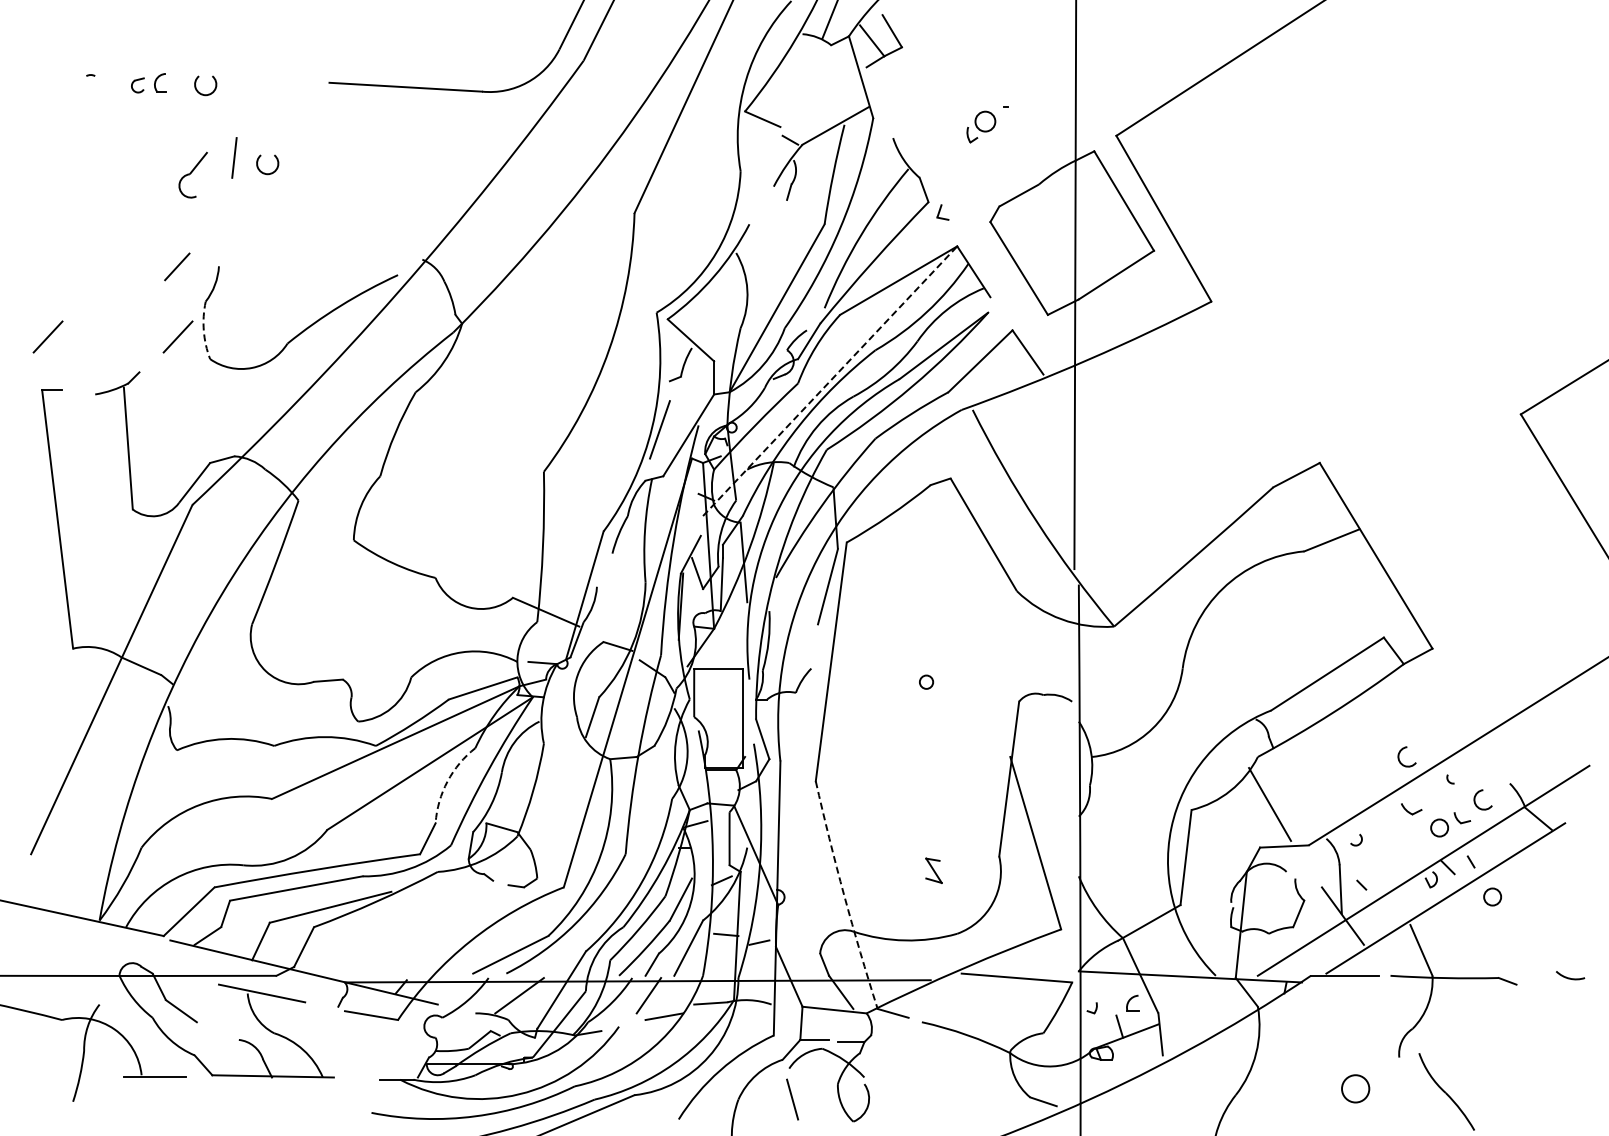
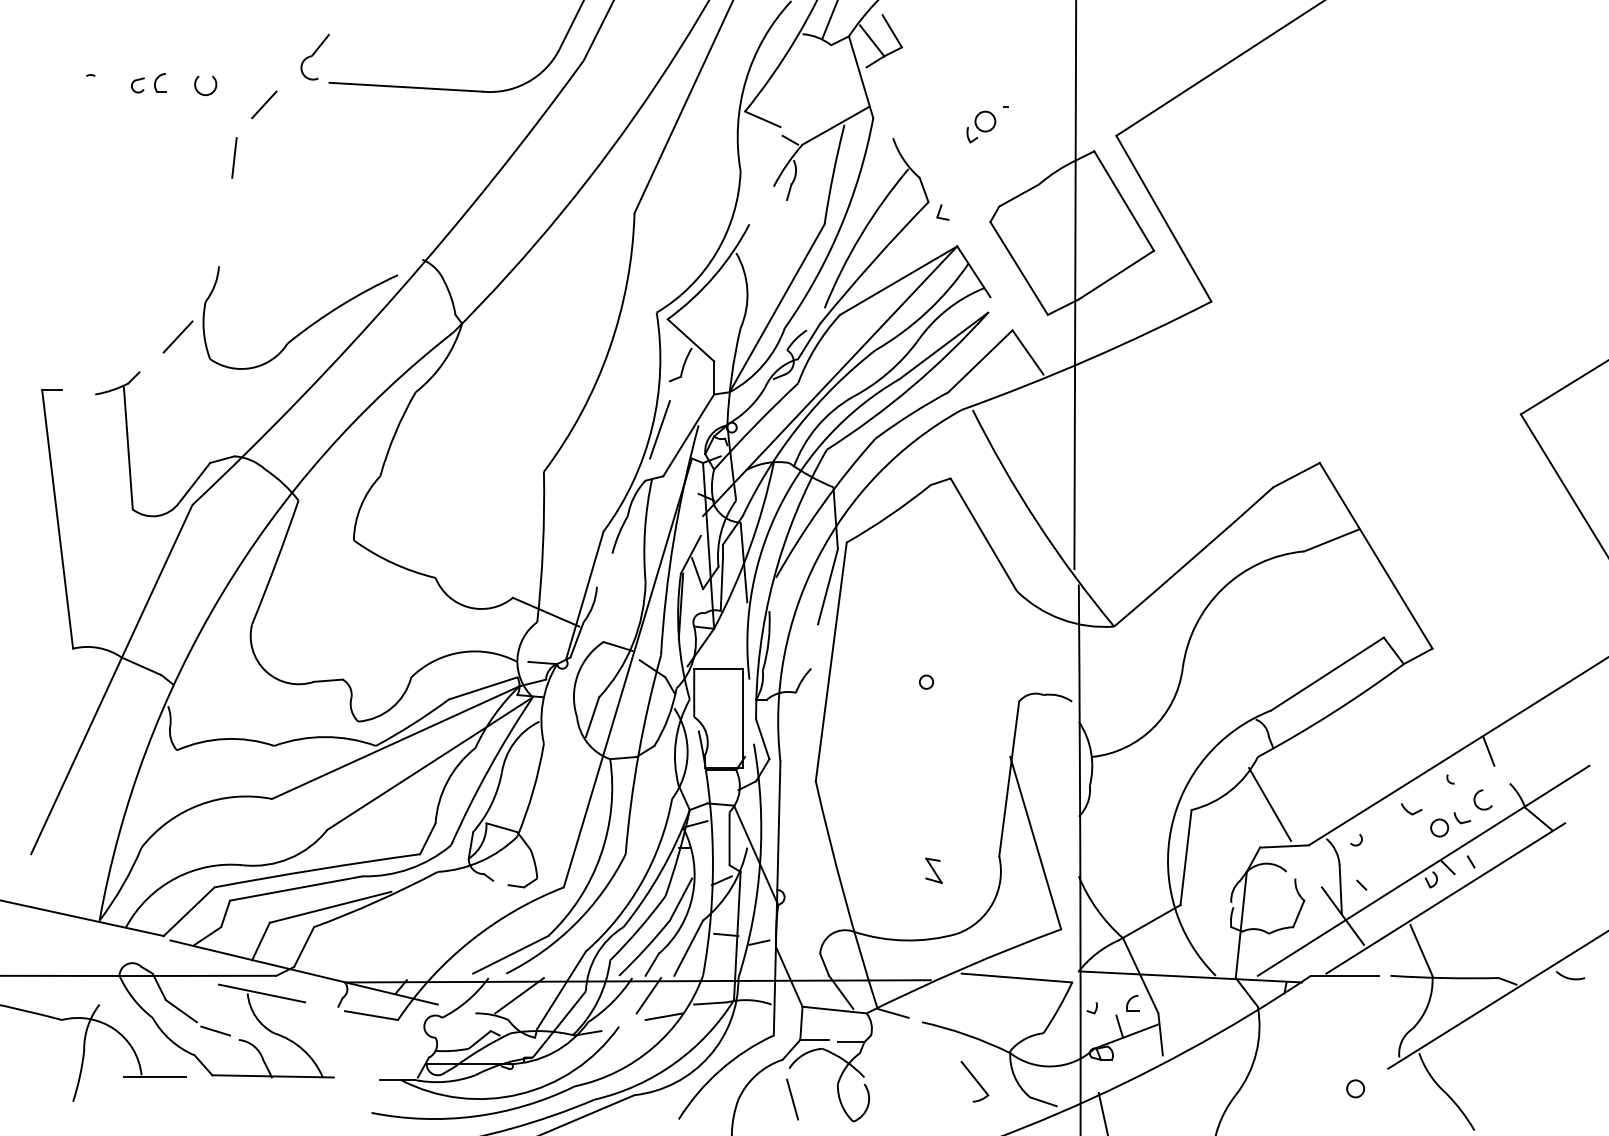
arc: present -> none (261, 170)
part position: (192, 174) -> (314, 56) (314, 56)
line position: (177, 266) -> (264, 104) (264, 104)
arc: dashed -> solid (203, 330)
line: present -> none (47, 336)
line: dashed -> solid (830, 380)
line: none -> present (1488, 751)
arc: present -> none (1400, 753)
arc: dashed -> solid (447, 781)
arc: dashed -> solid (844, 895)
circle: present -> none (1492, 896)
line: none -> present (1496, 1000)
line: none -> present (215, 1030)
part: none -> present (974, 1081)
circle diameter: 27 px -> 17 px (1355, 1088)
line: none -> present (1102, 1112)
